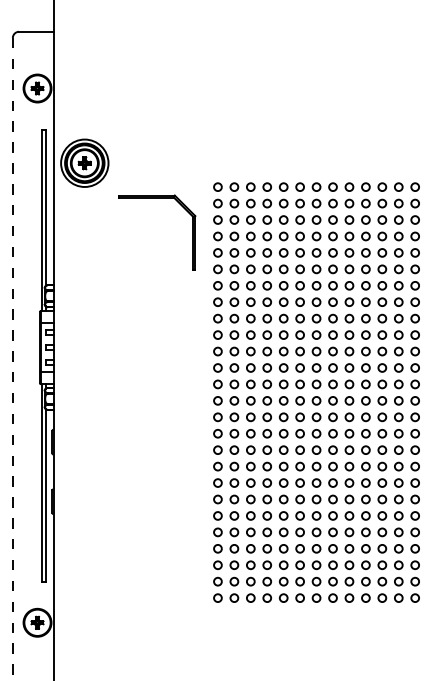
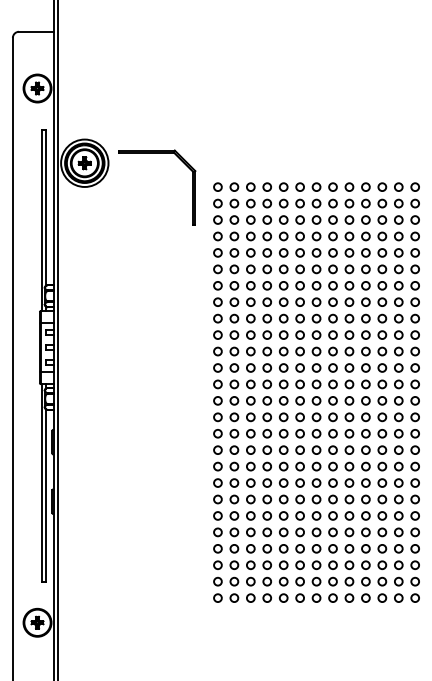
part position: (157, 198) -> (157, 153) (157, 153)
line: none -> present (57, 339)
line: dashed -> solid (12, 359)
